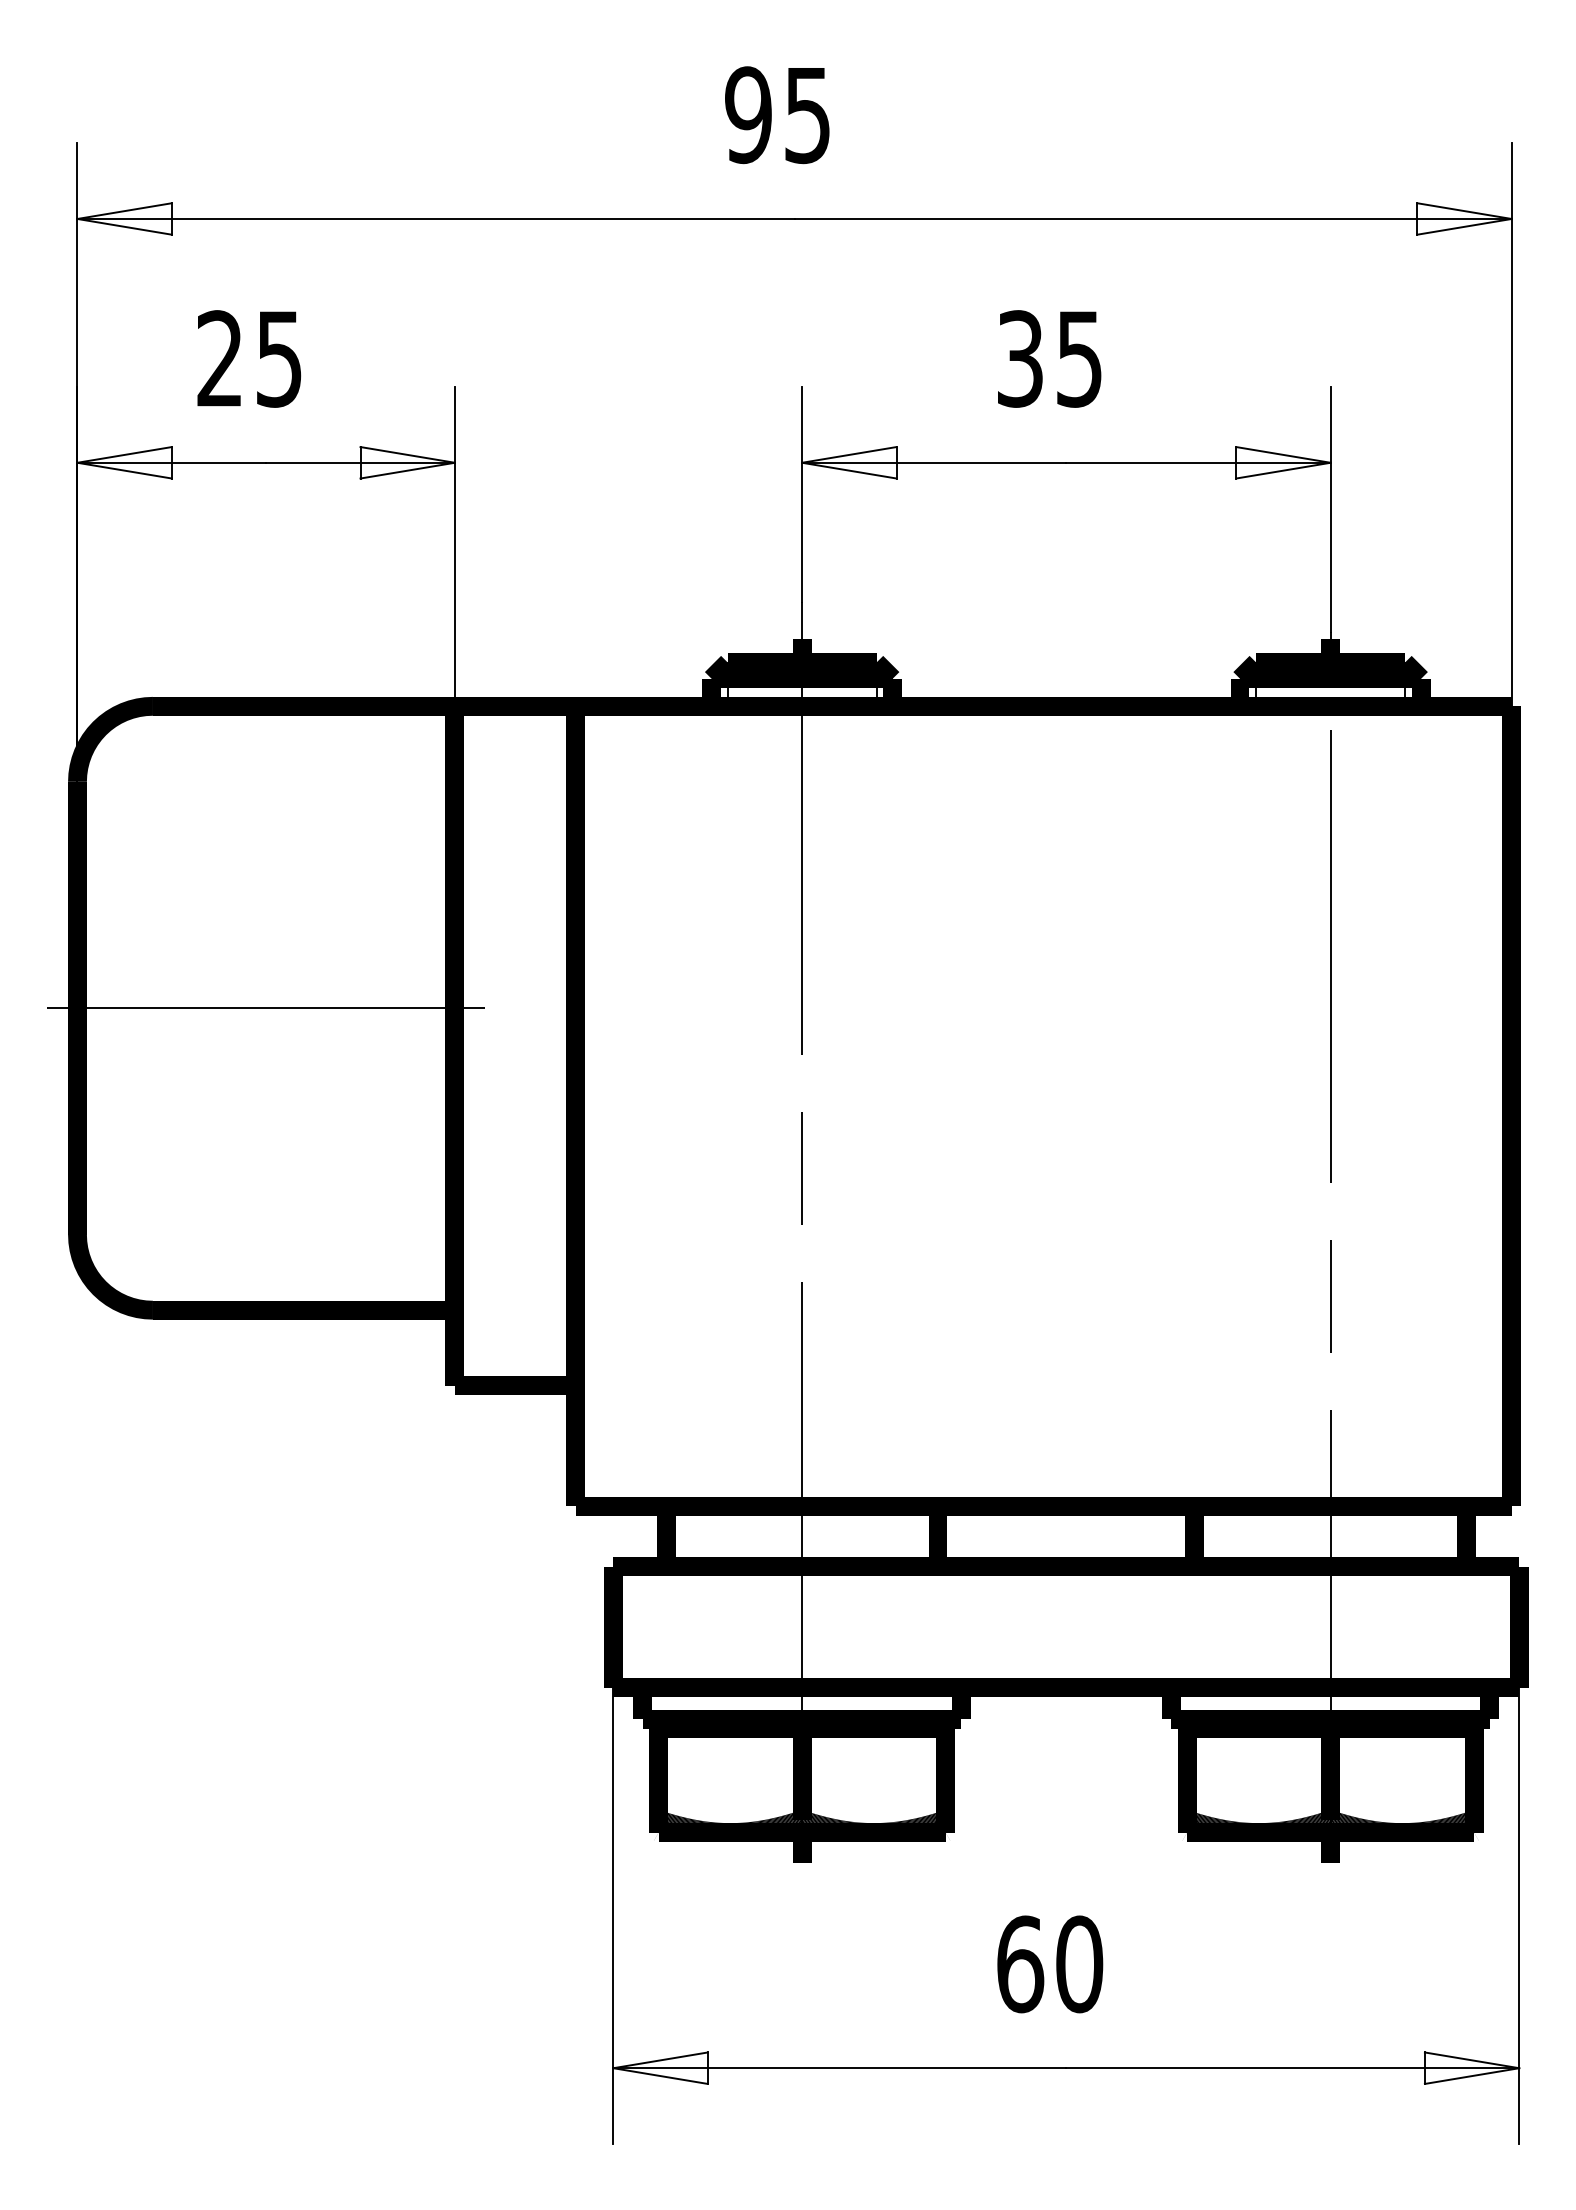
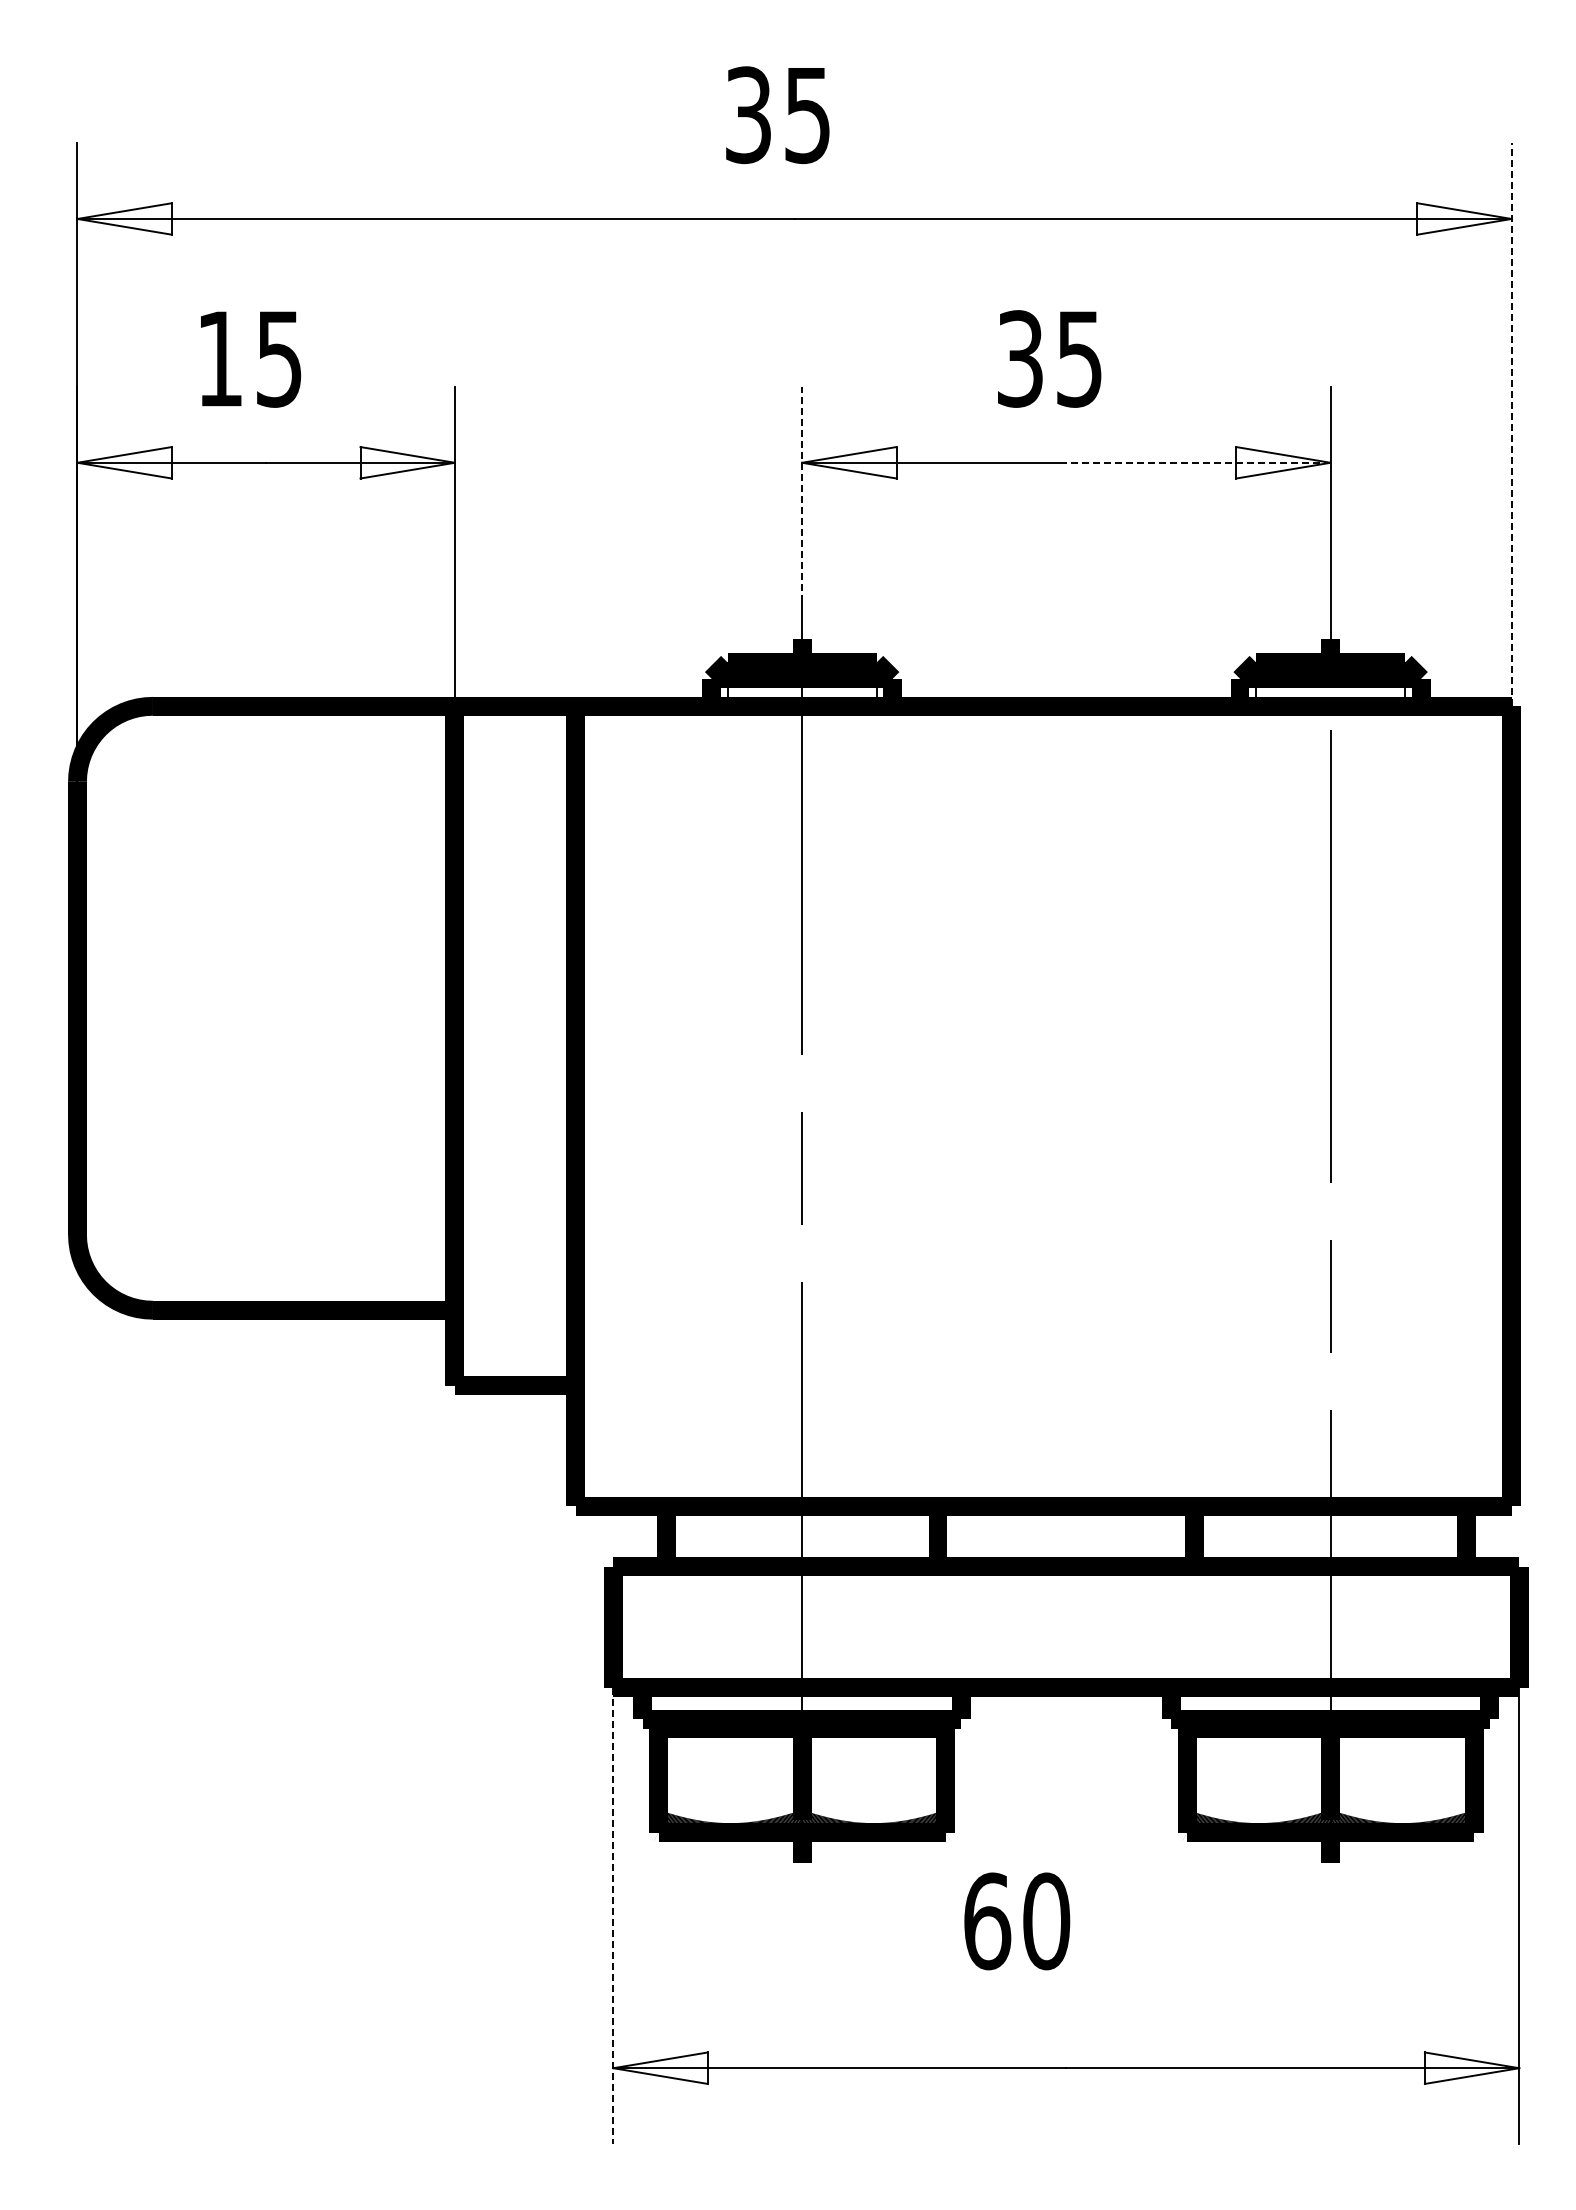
text: 95 -> 35 (748, 114)
text: 25 -> 15 (219, 358)
line: solid -> dashed (1511, 424)
line: solid -> dashed (1198, 462)
line: solid -> dashed (802, 494)
line: present -> none (266, 1008)
line: solid -> dashed (613, 1916)
text position: (1050, 1964) -> (1017, 1921) (1017, 1921)
